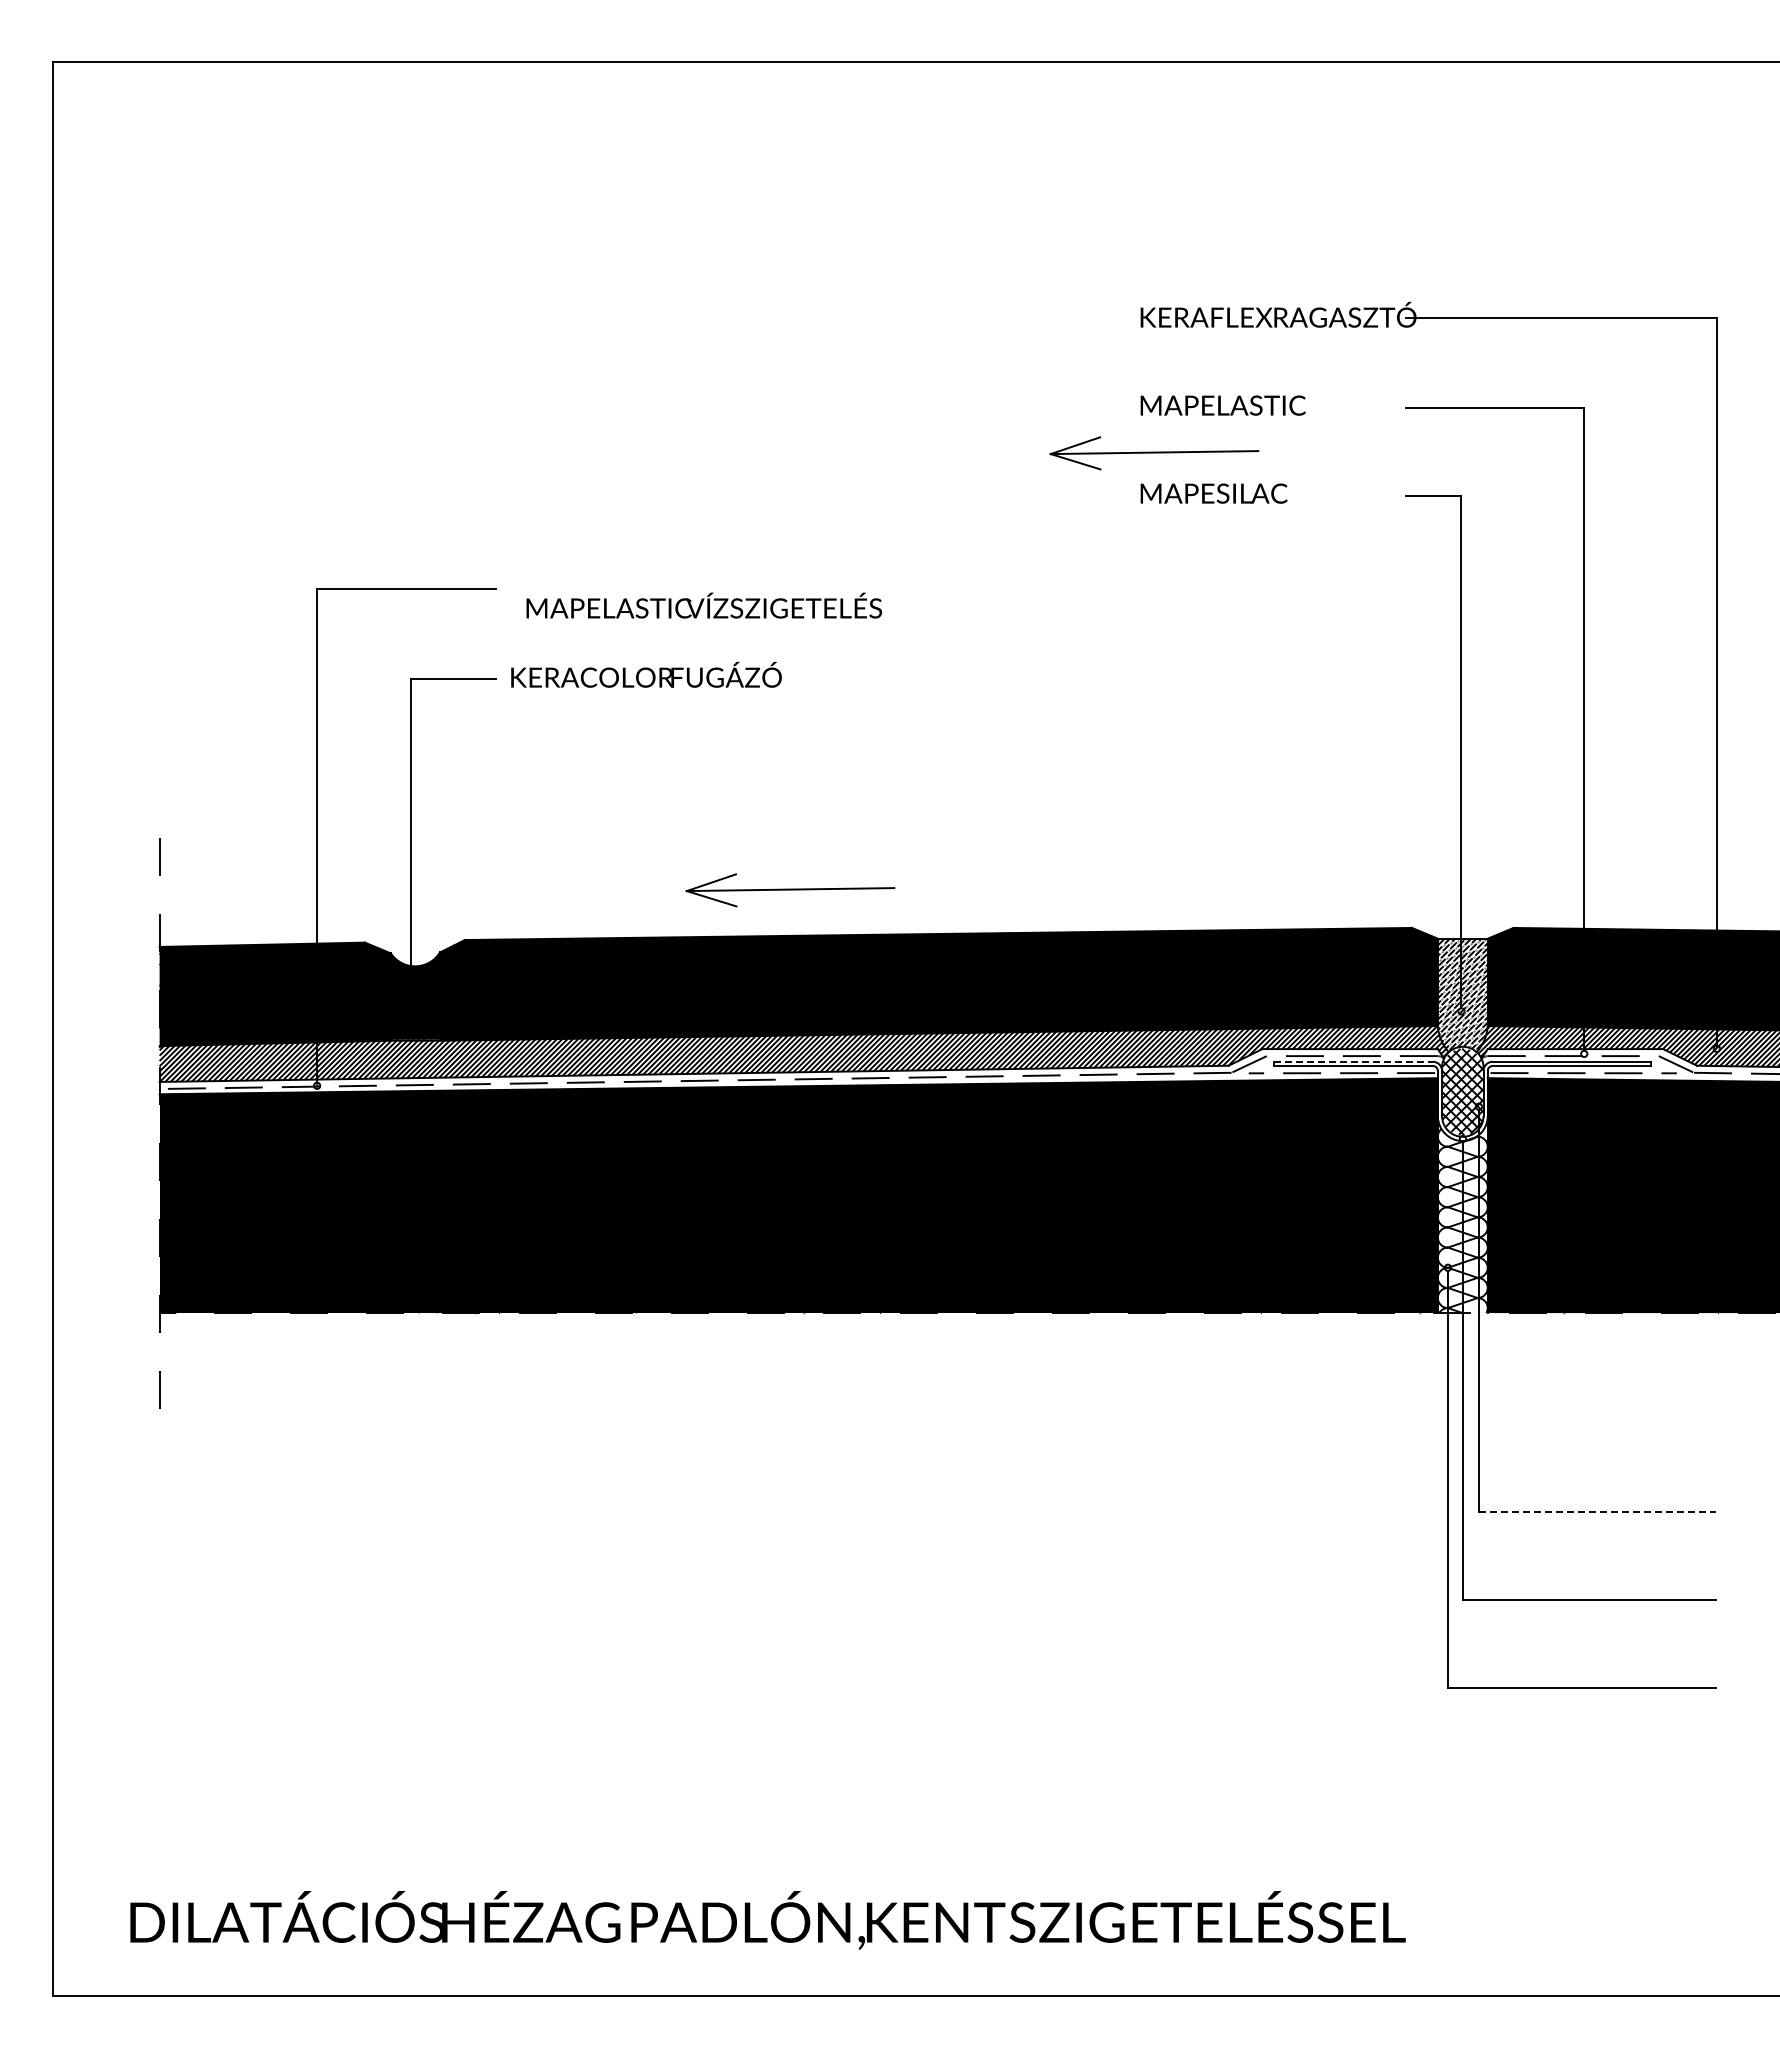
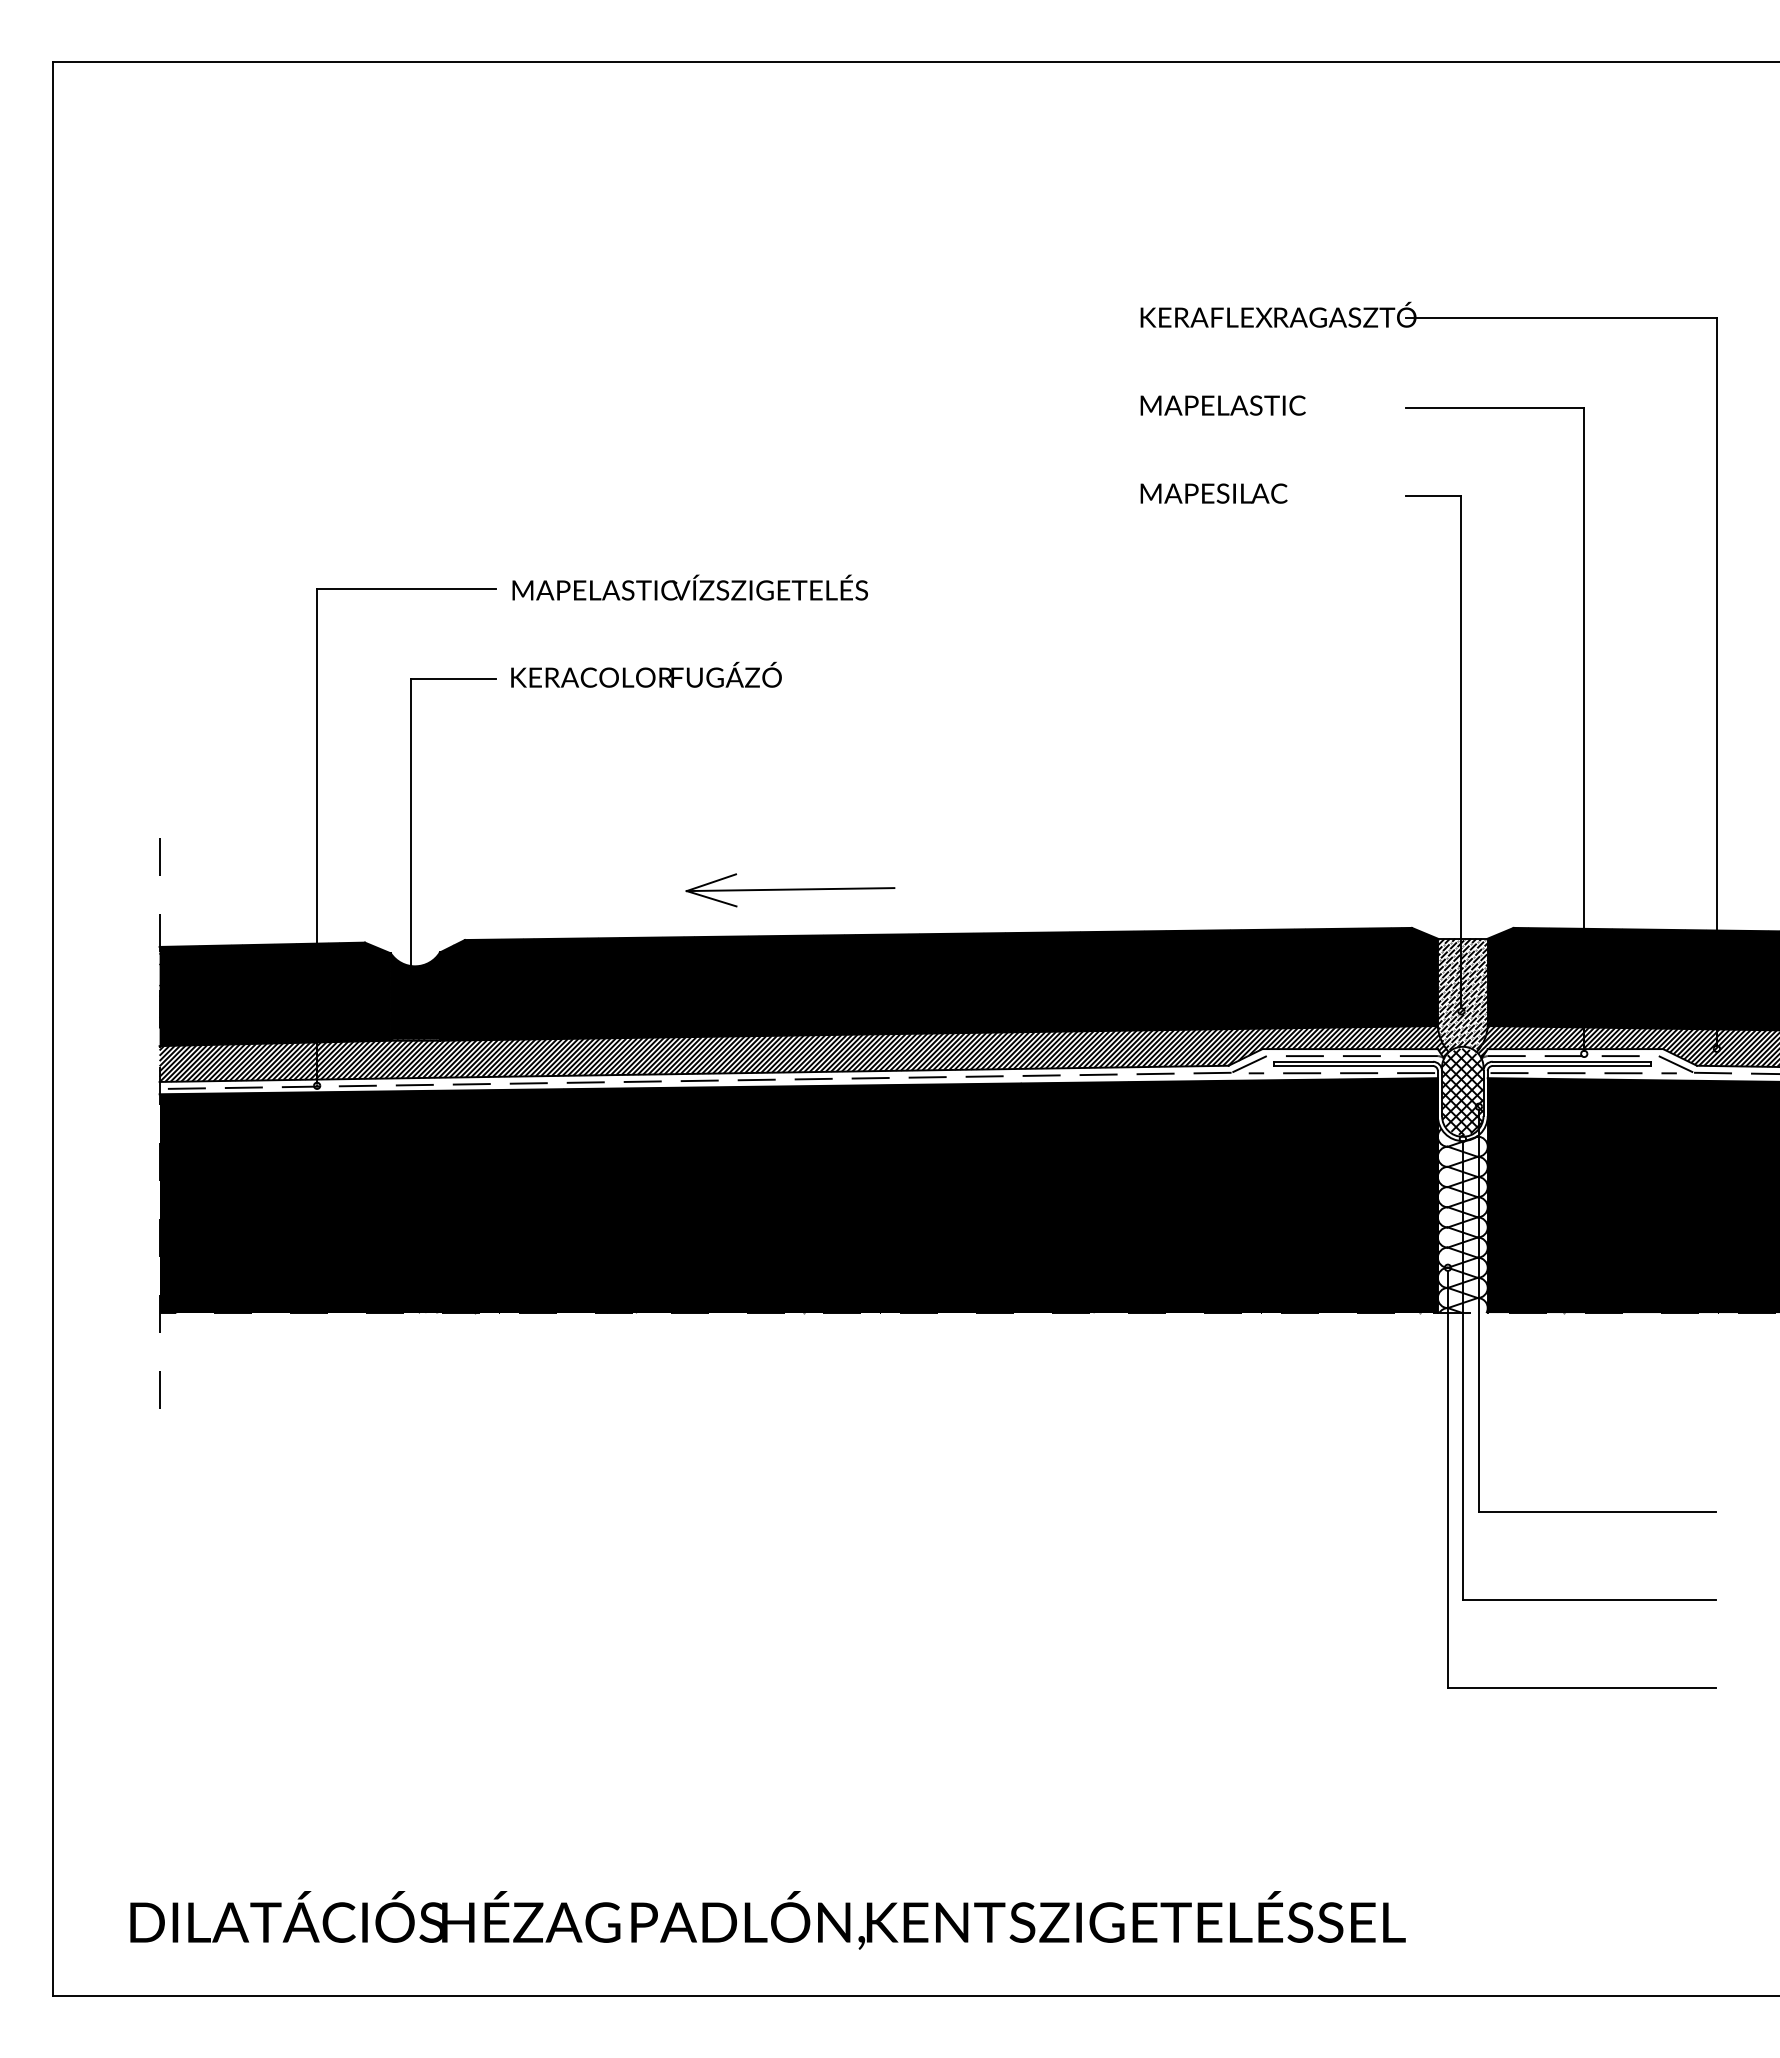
part: present -> none (1154, 453)
text position: (703, 605) -> (689, 587) (689, 587)
line: dashed -> solid (1354, 1061)
line: dashed -> solid (1597, 1511)
